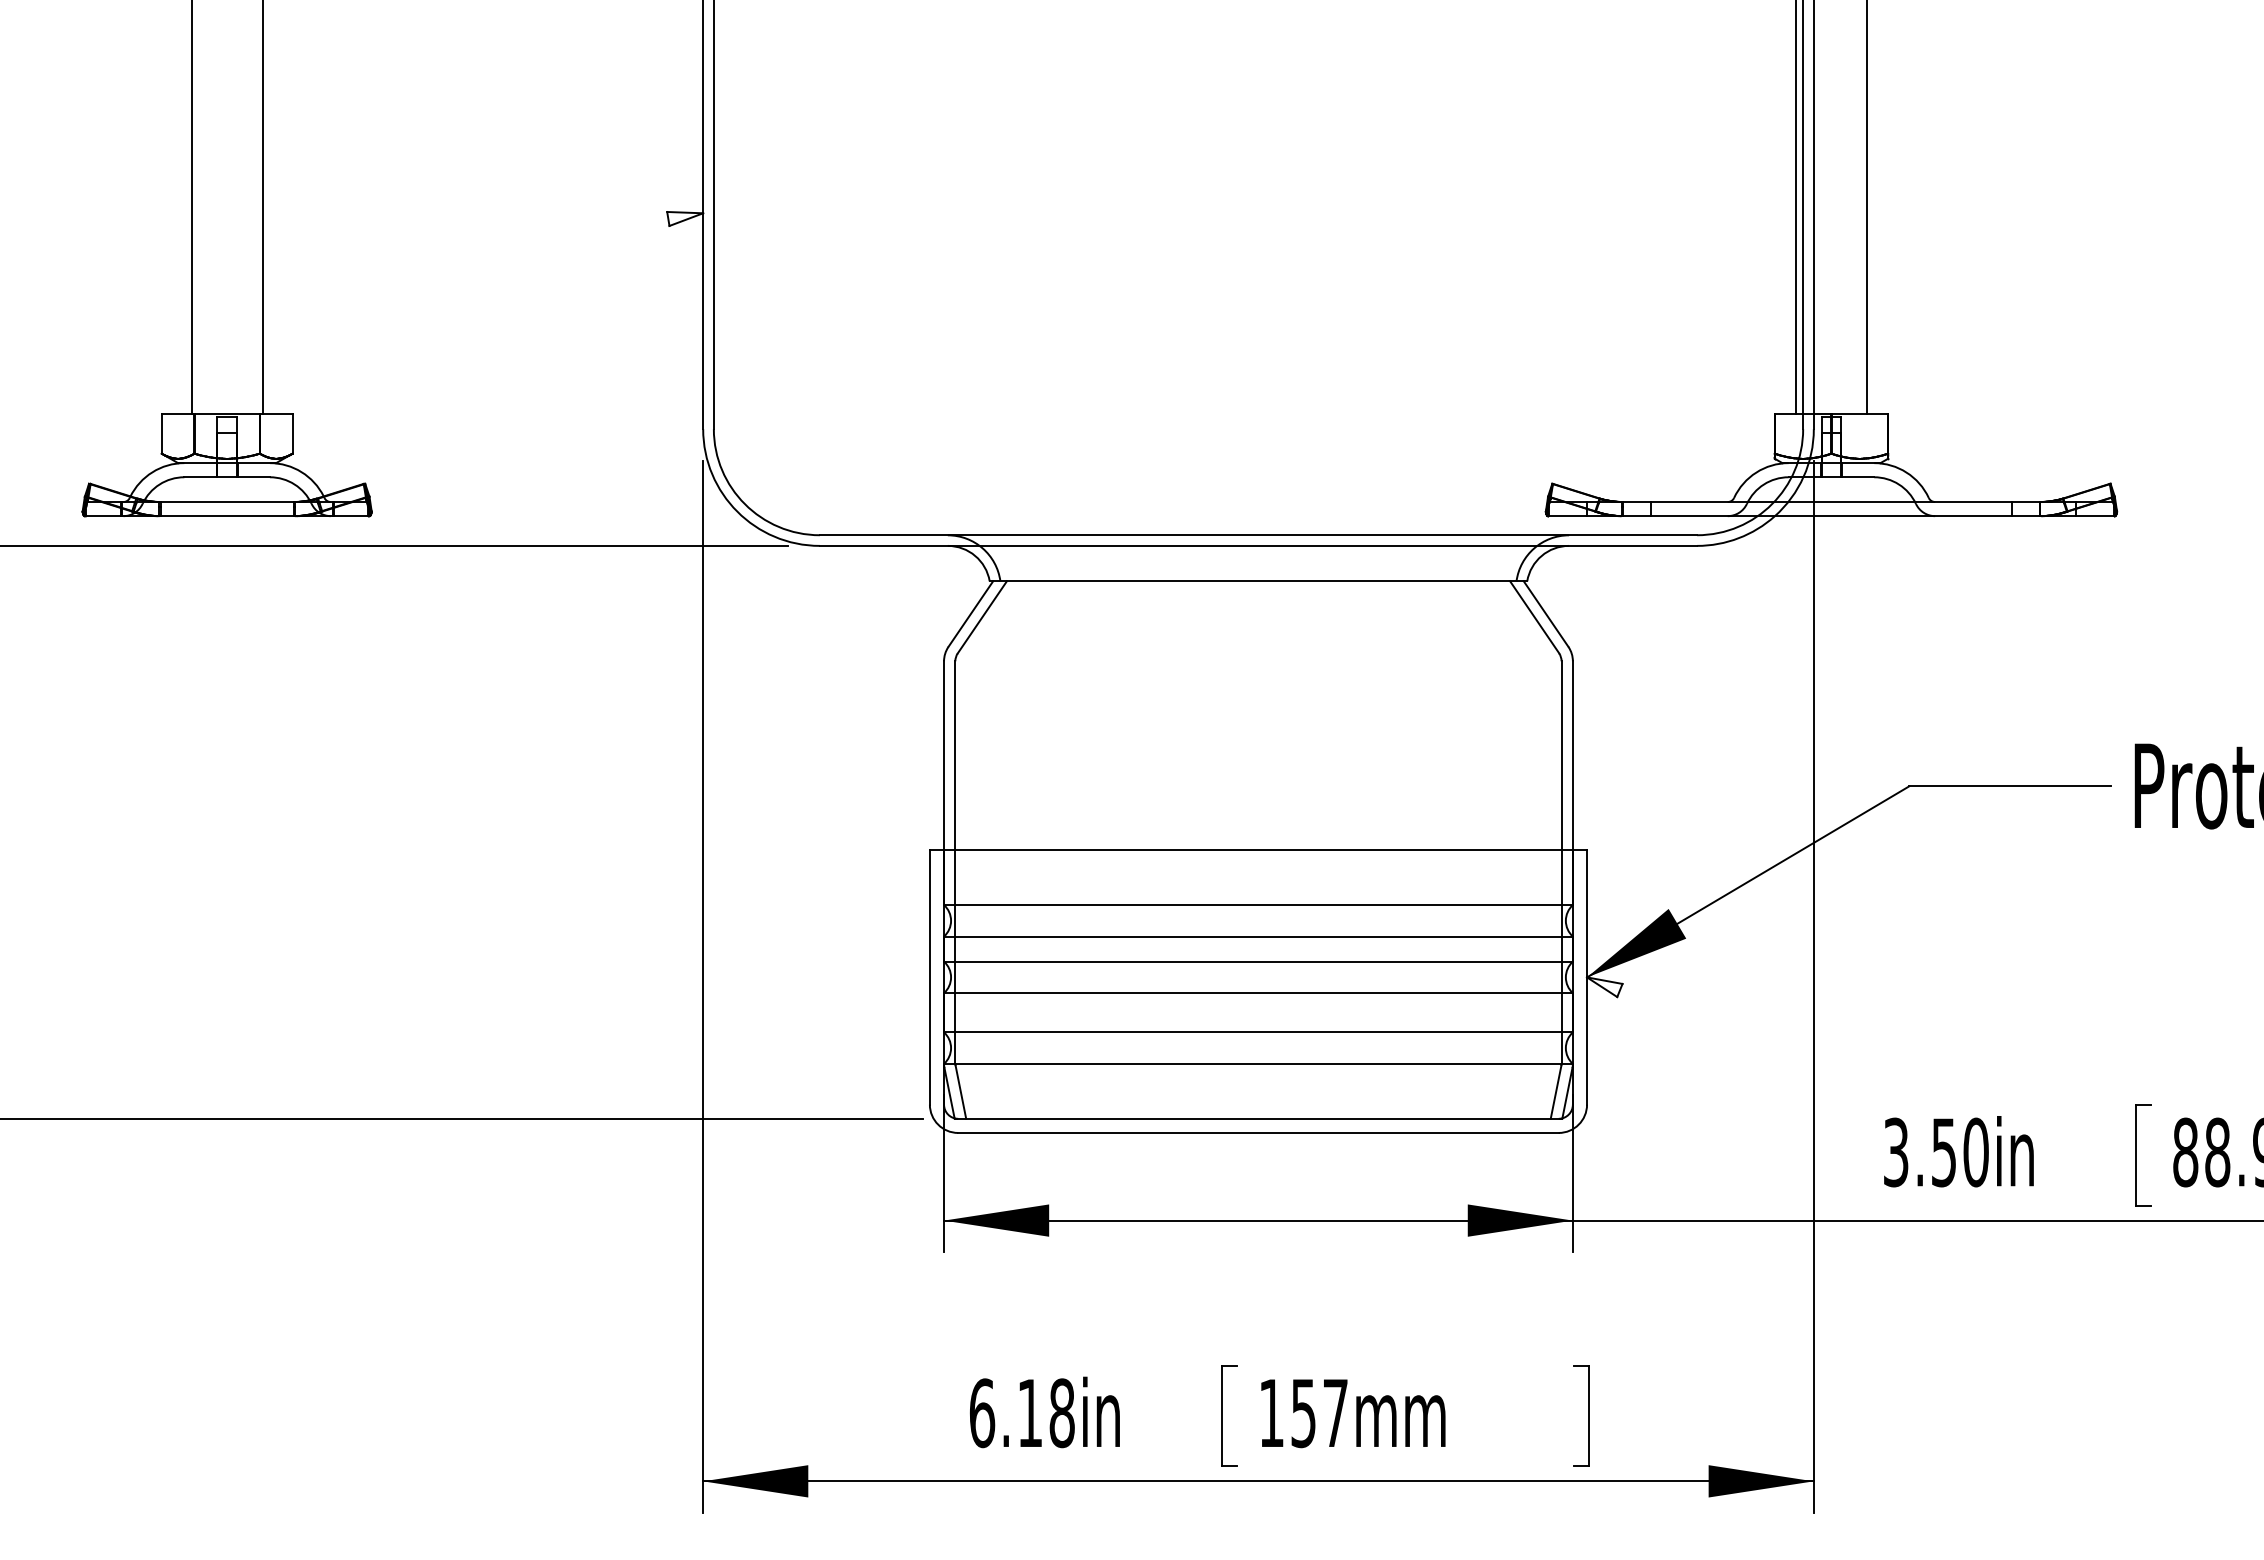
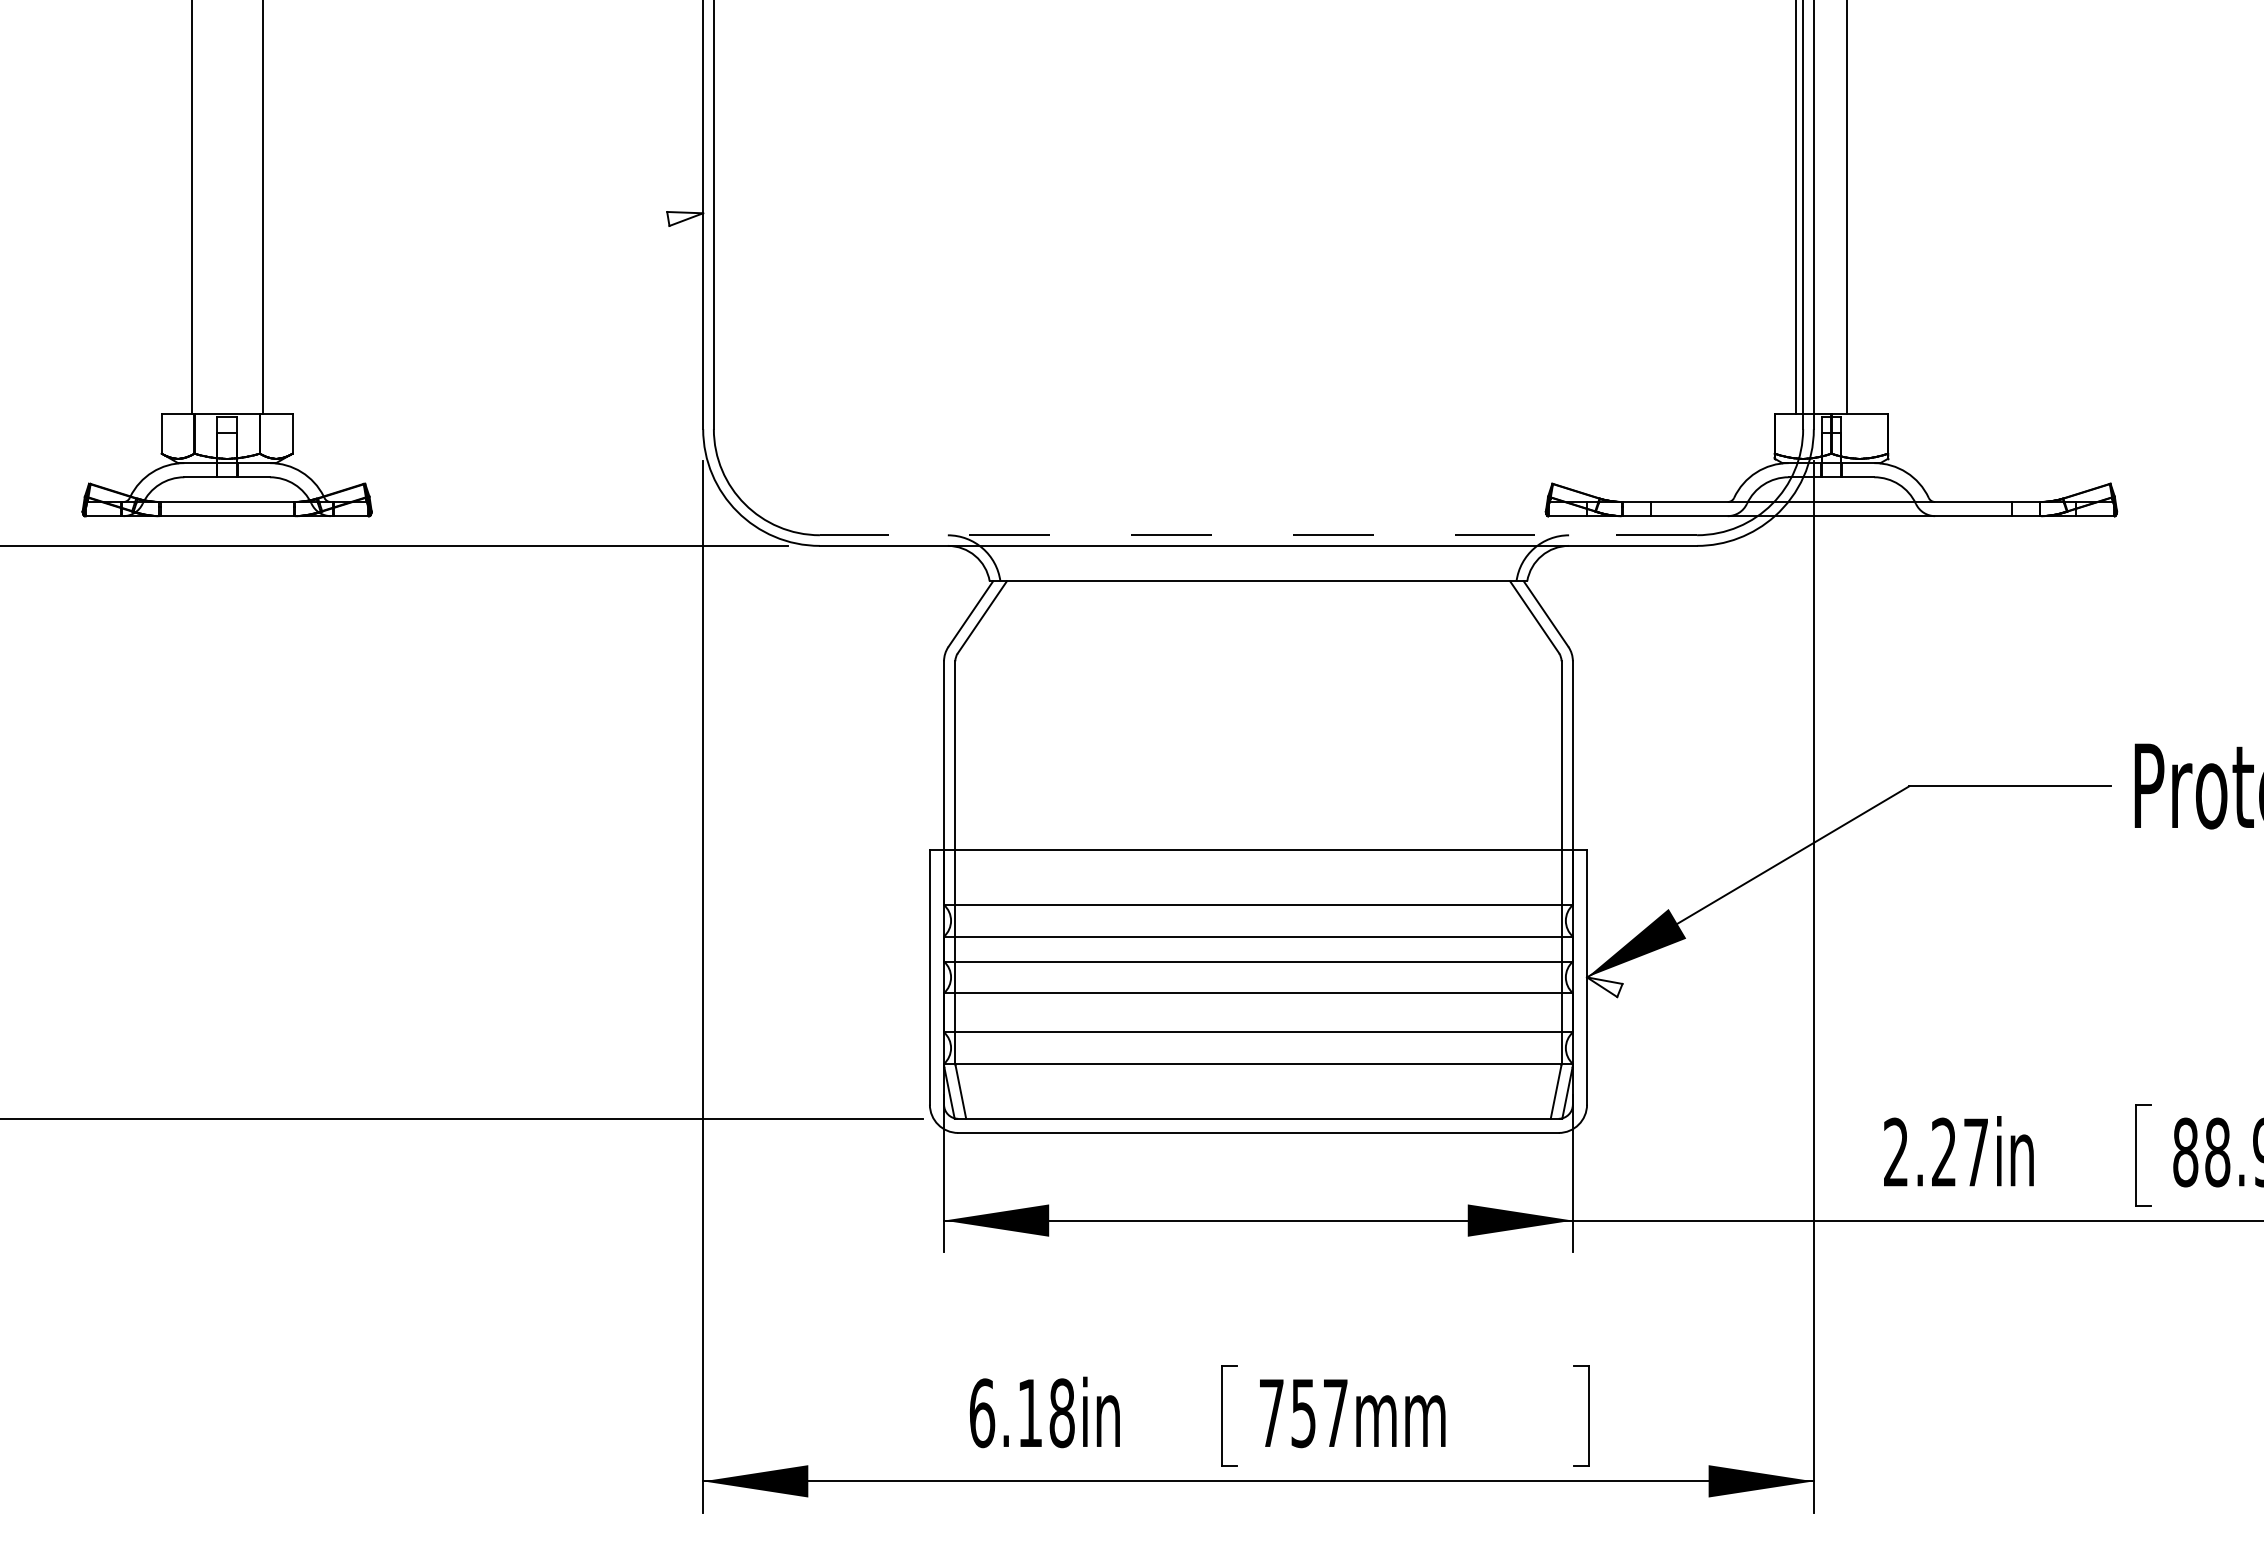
line position: (1866, 207) -> (1846, 207) (1846, 207)
line: solid -> dashed (1258, 535)
text: 3.50in -> 2.27in (1936, 1152)
text: 157mm -> 757mm (1271, 1412)
